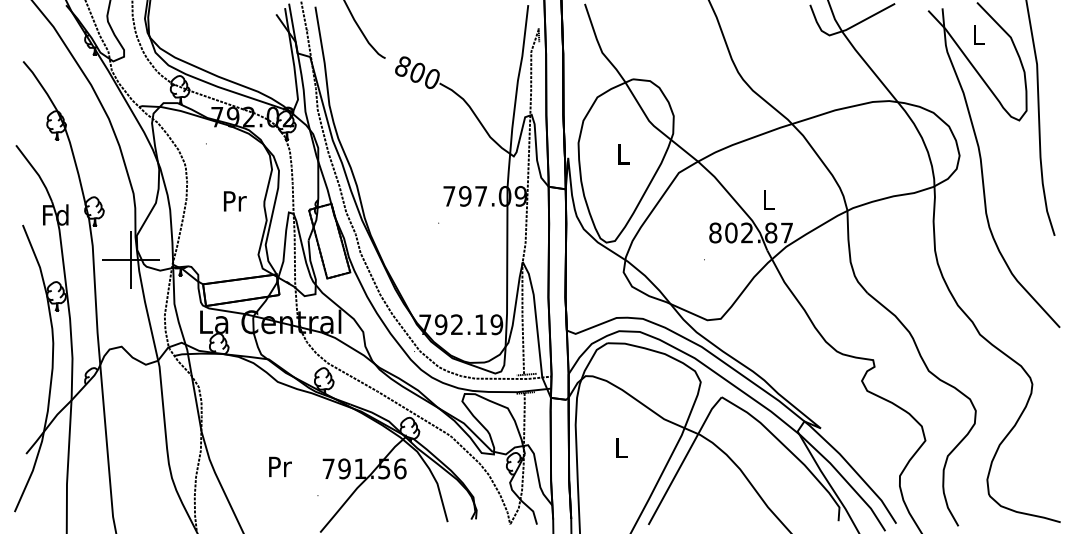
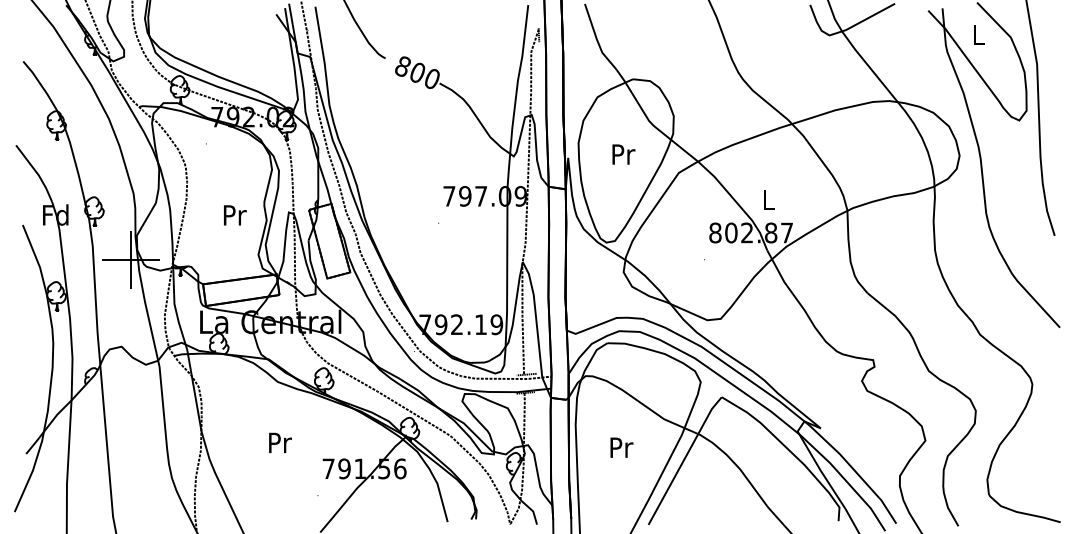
text: L -> Pr (623, 154)
text position: (235, 201) -> (235, 215) (235, 215)
text: L -> Pr (621, 447)
text position: (280, 466) -> (280, 442) (280, 442)
